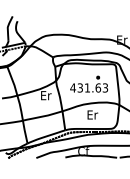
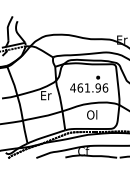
text: 431.63 -> 461.96 (92, 87)
text: Er -> Ol (92, 114)
